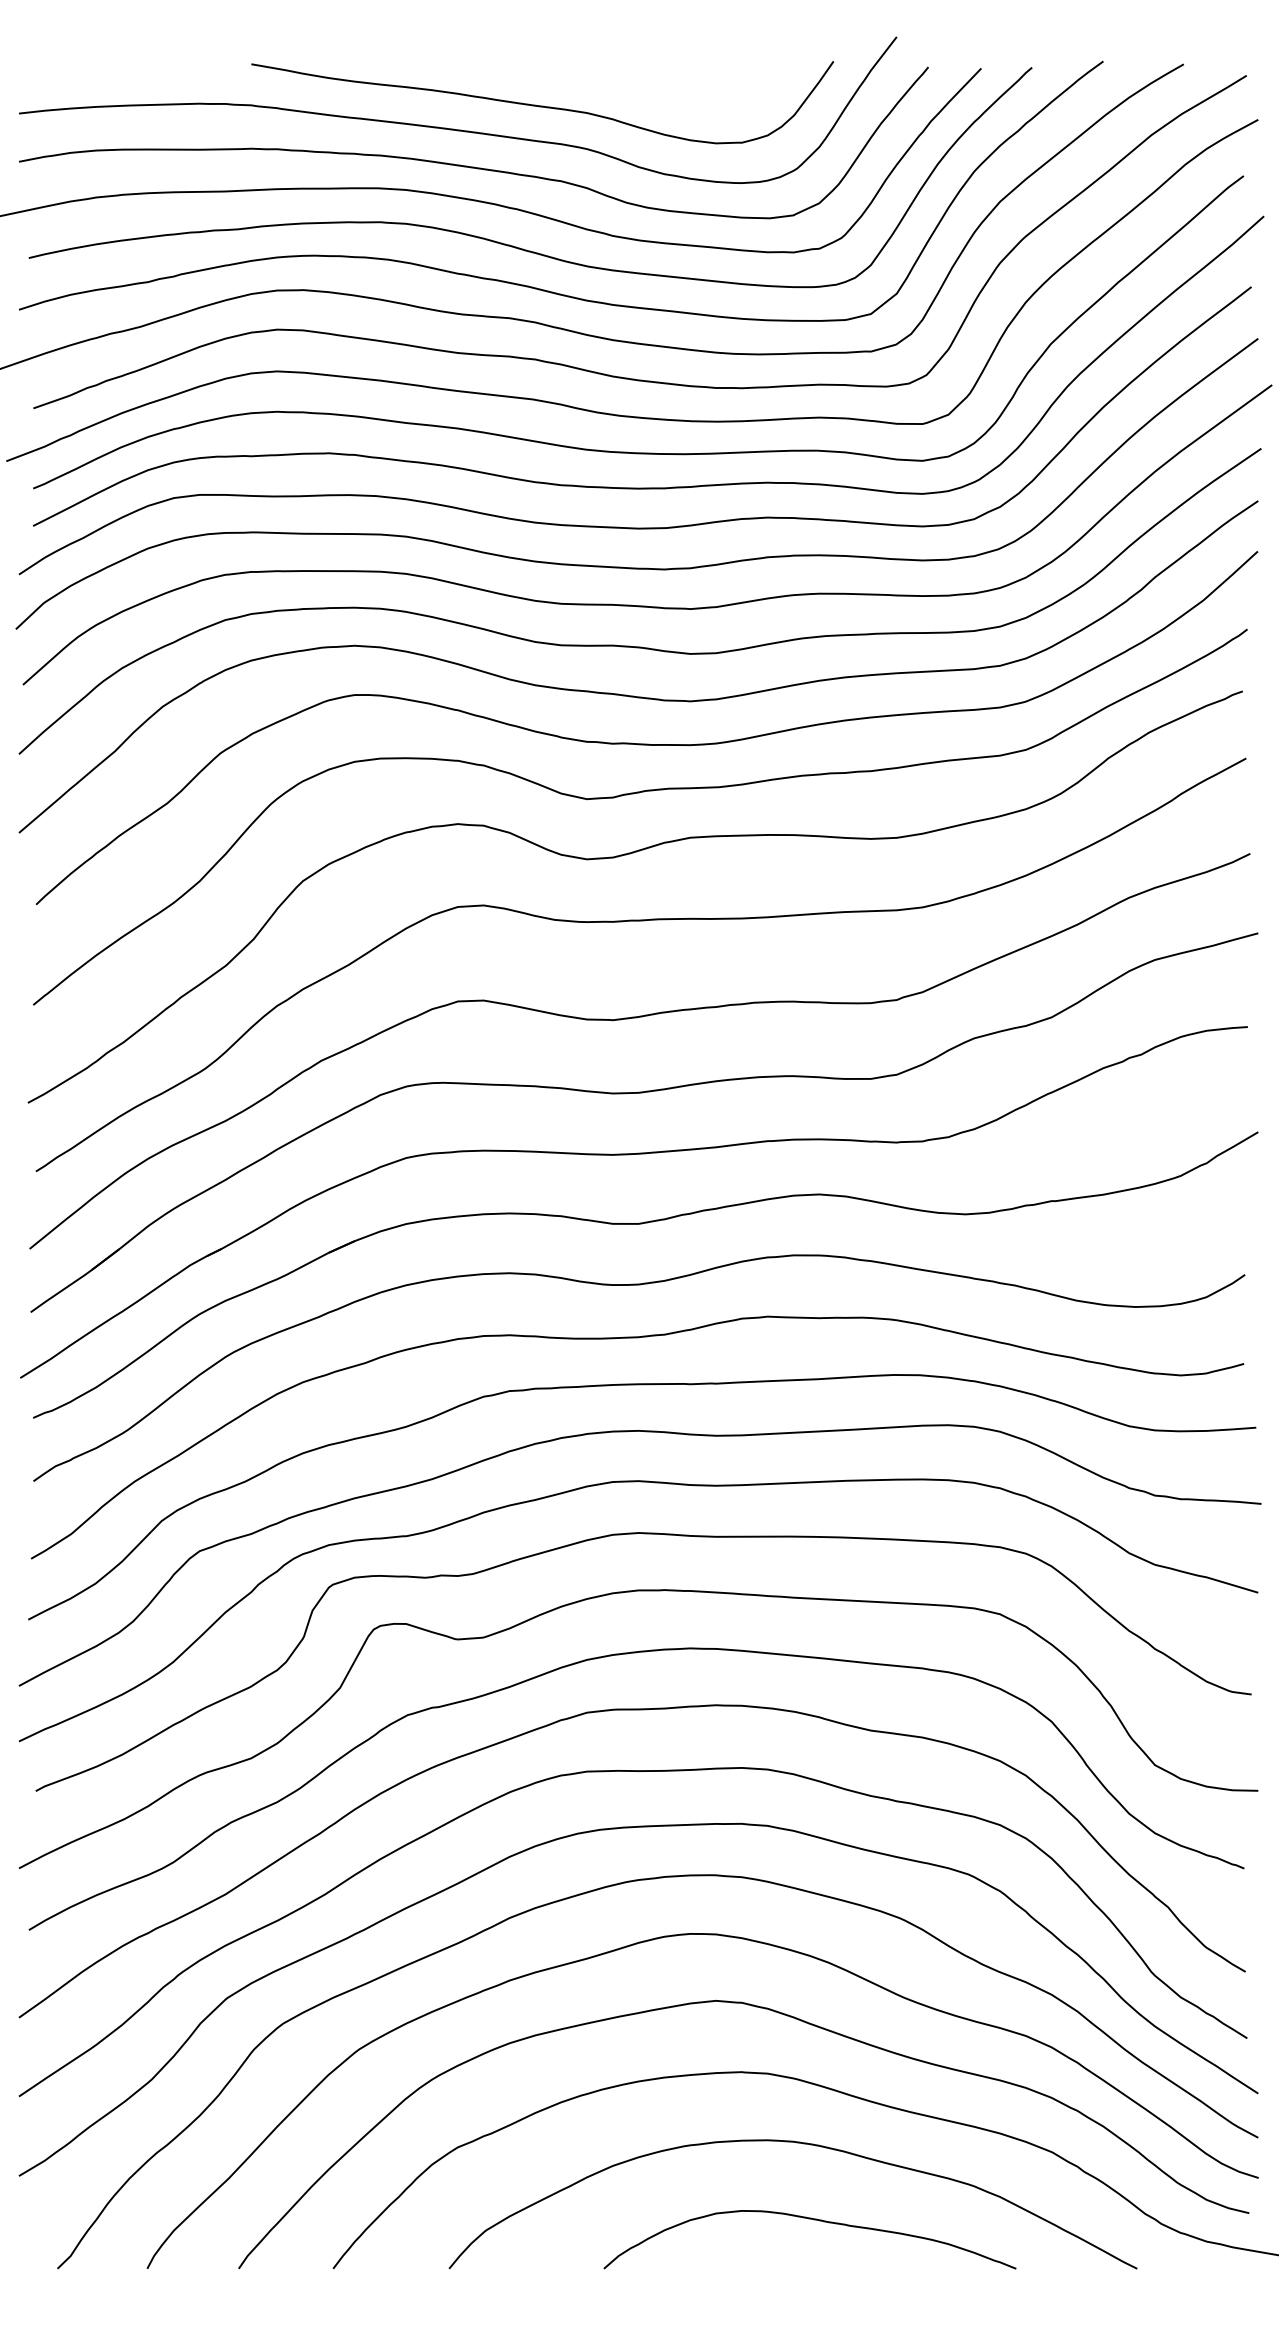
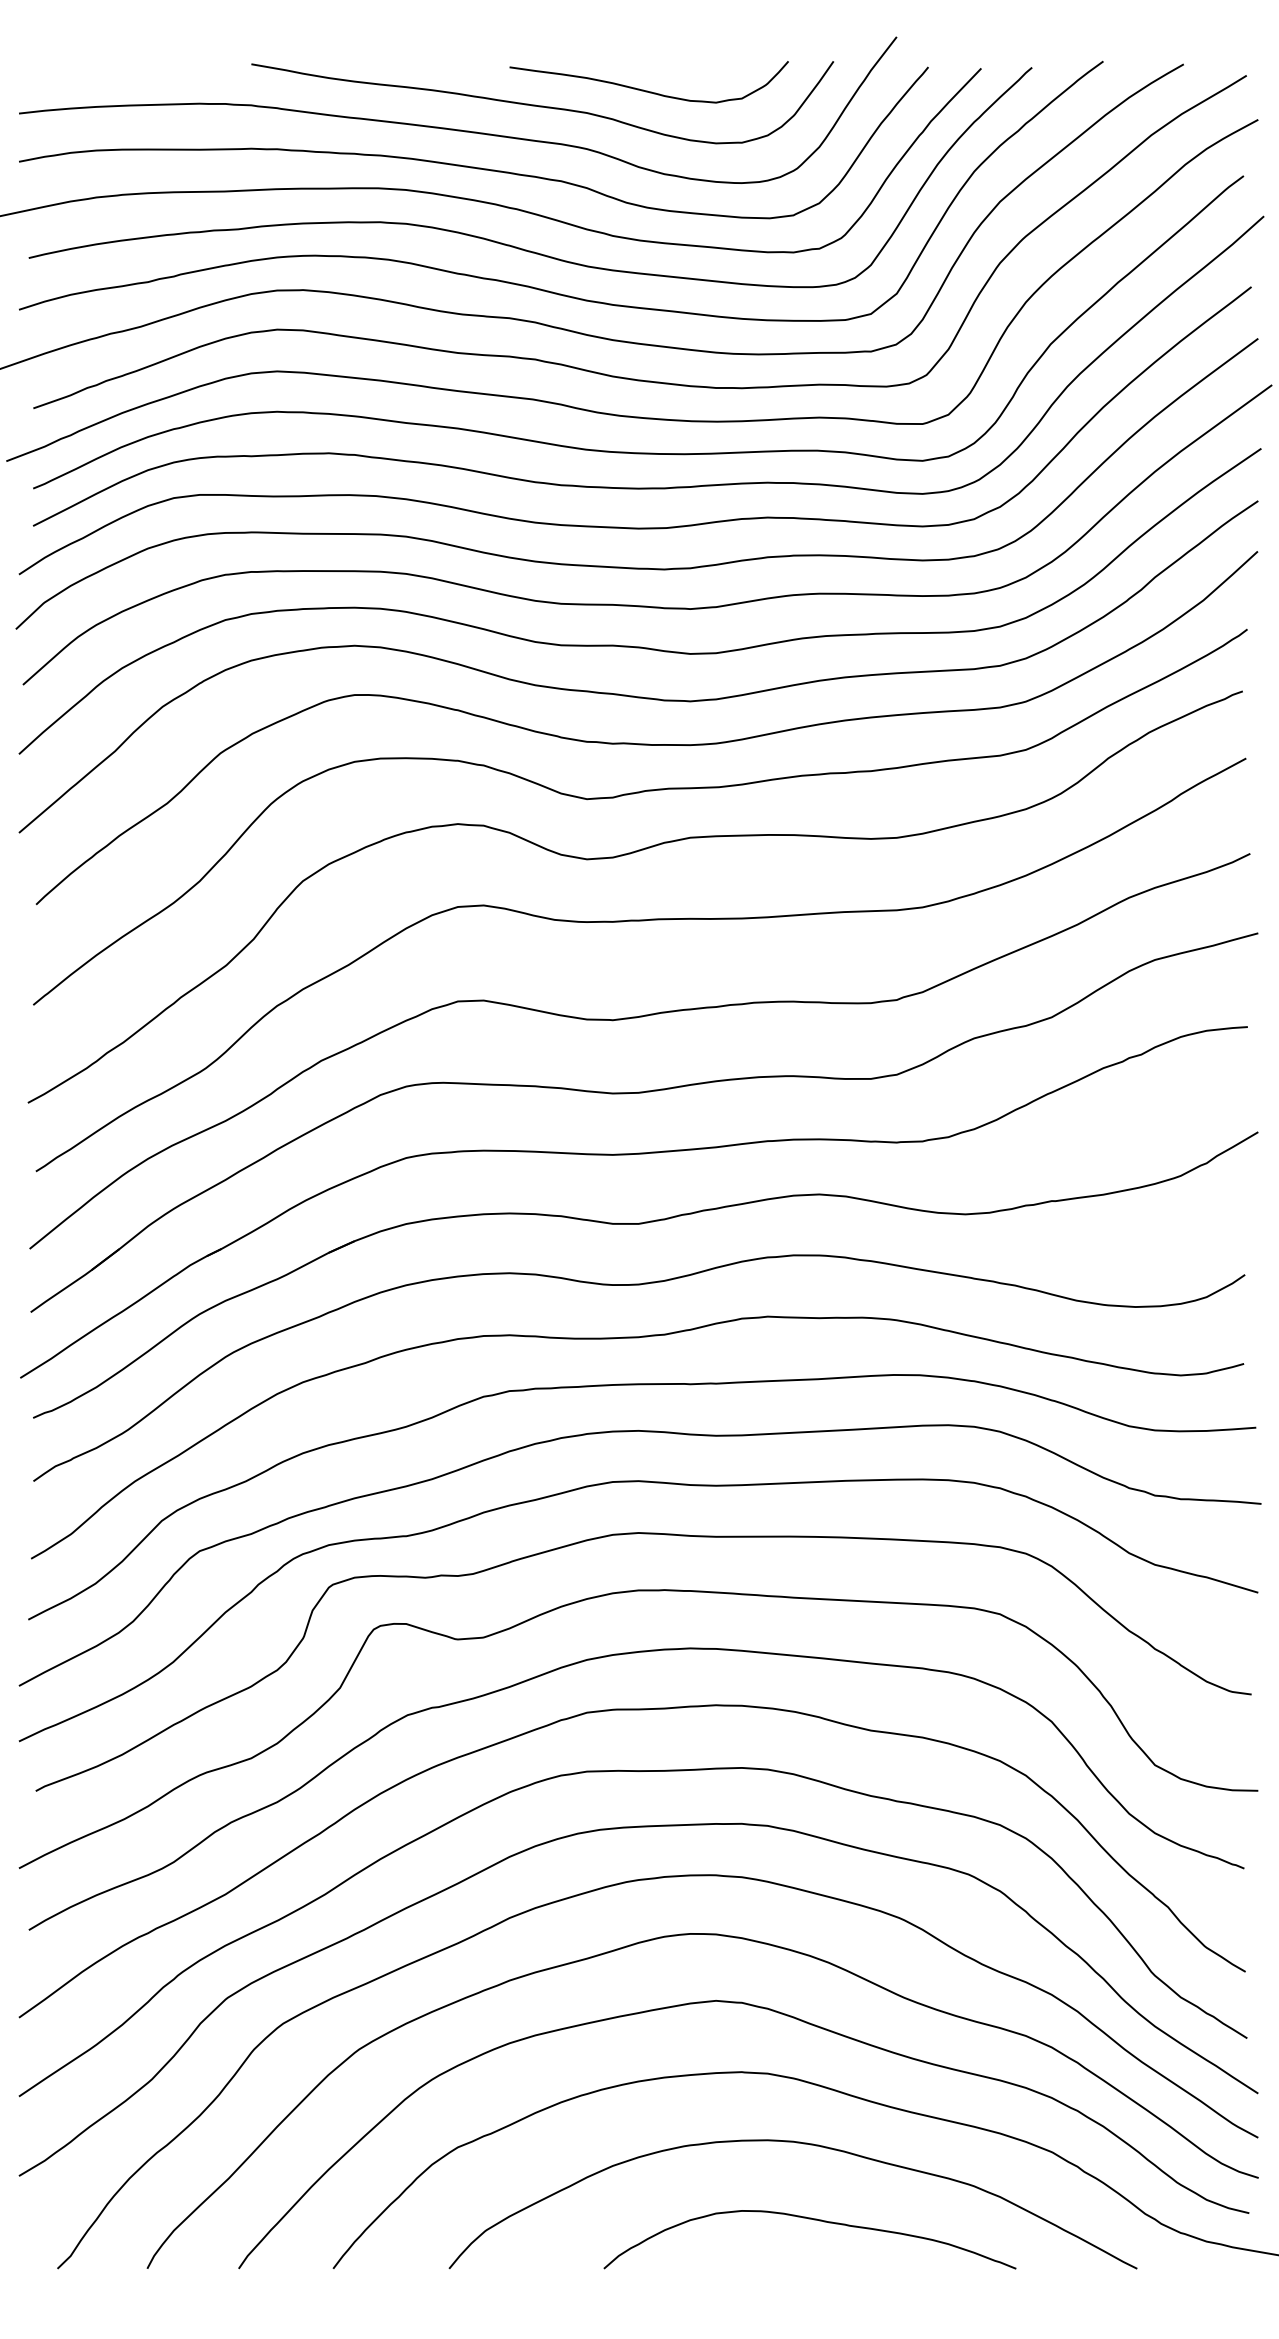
curve: none -> present (647, 90)
